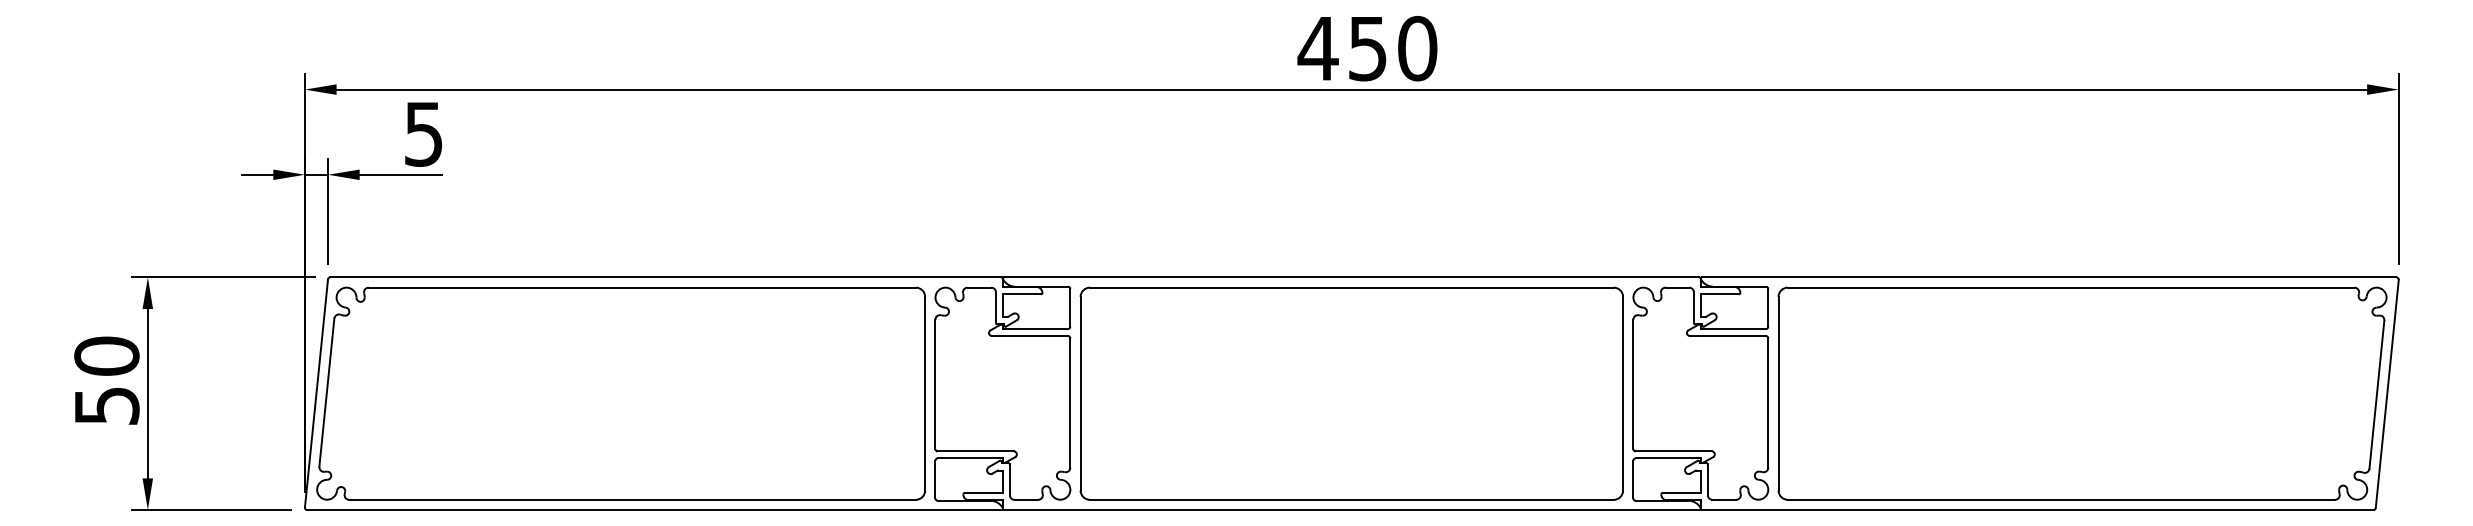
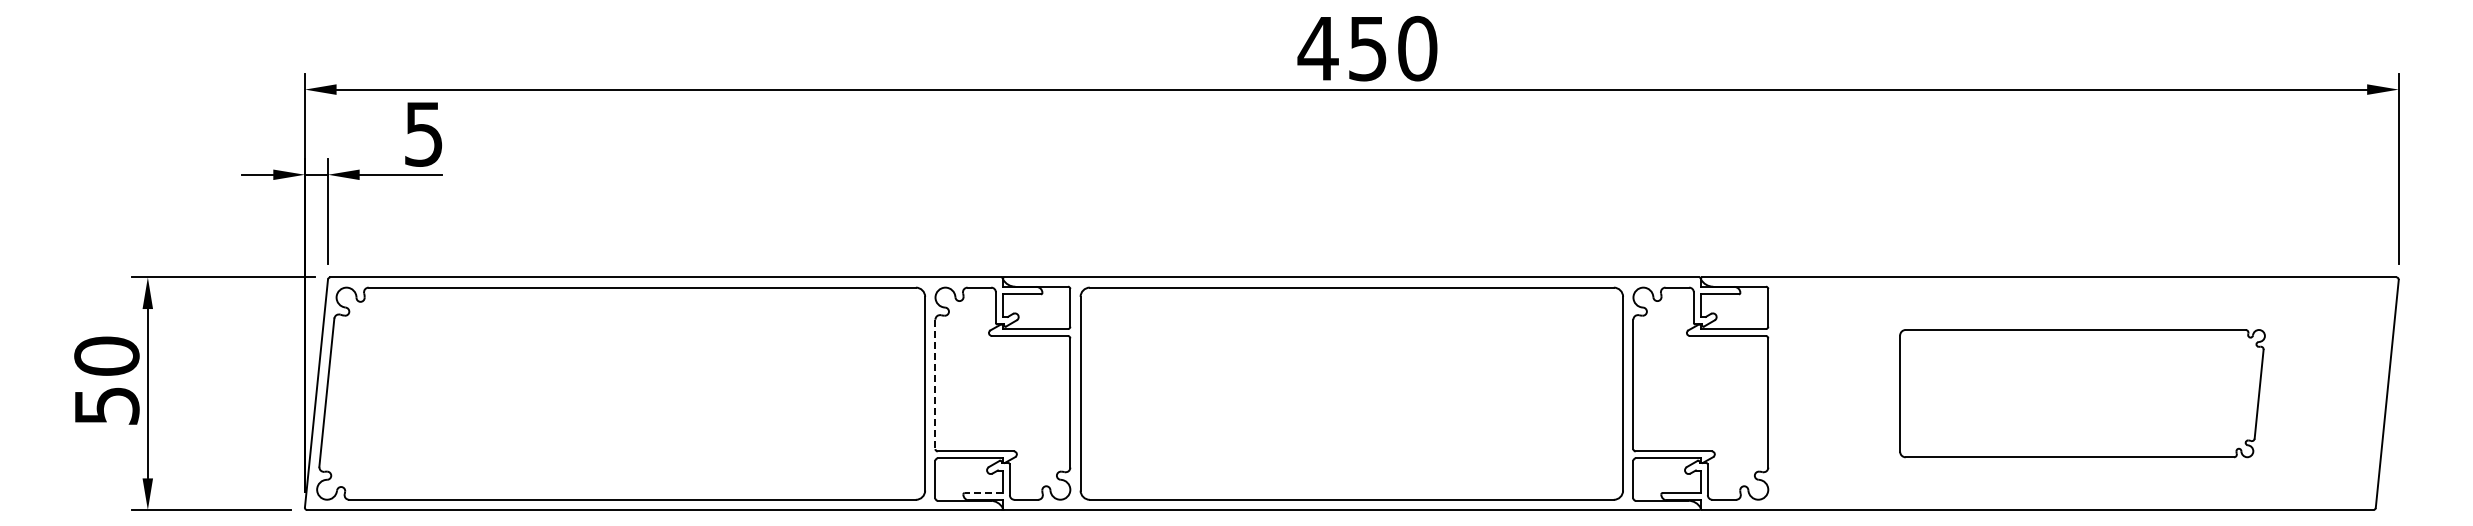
line: solid -> dashed (935, 384)
part size: 611x215 px -> 367x130 px (2082, 393)
line: solid -> dashed (983, 493)
